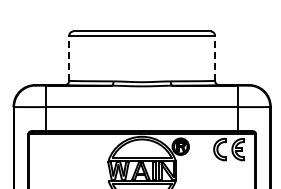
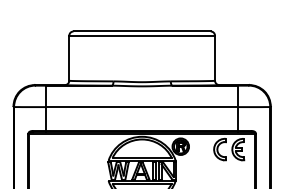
line: dashed -> solid (69, 58)
line: dashed -> solid (215, 58)
